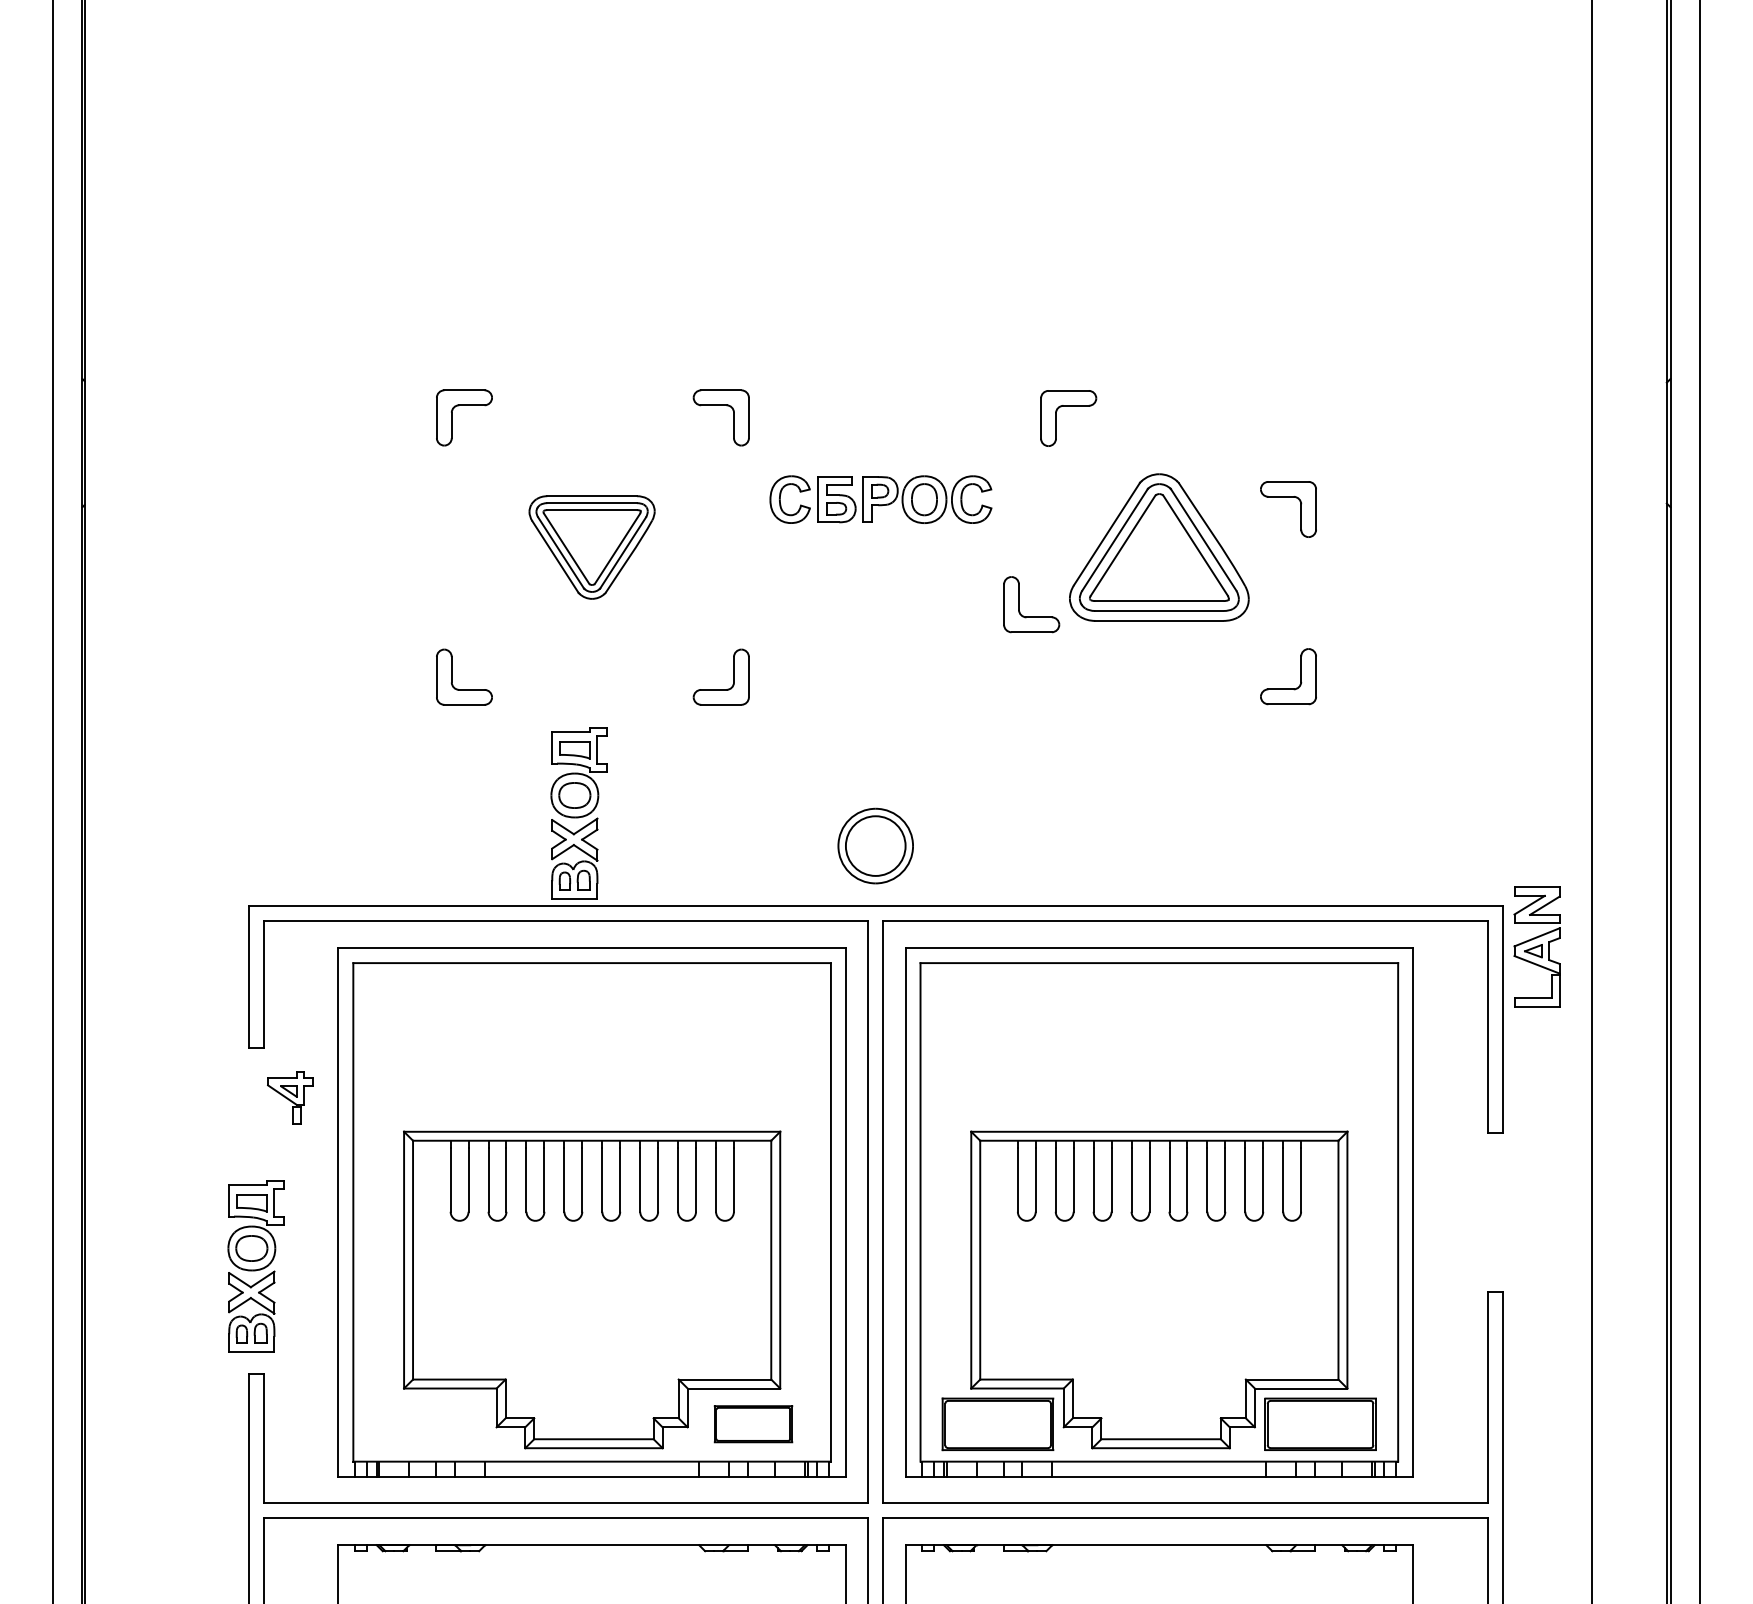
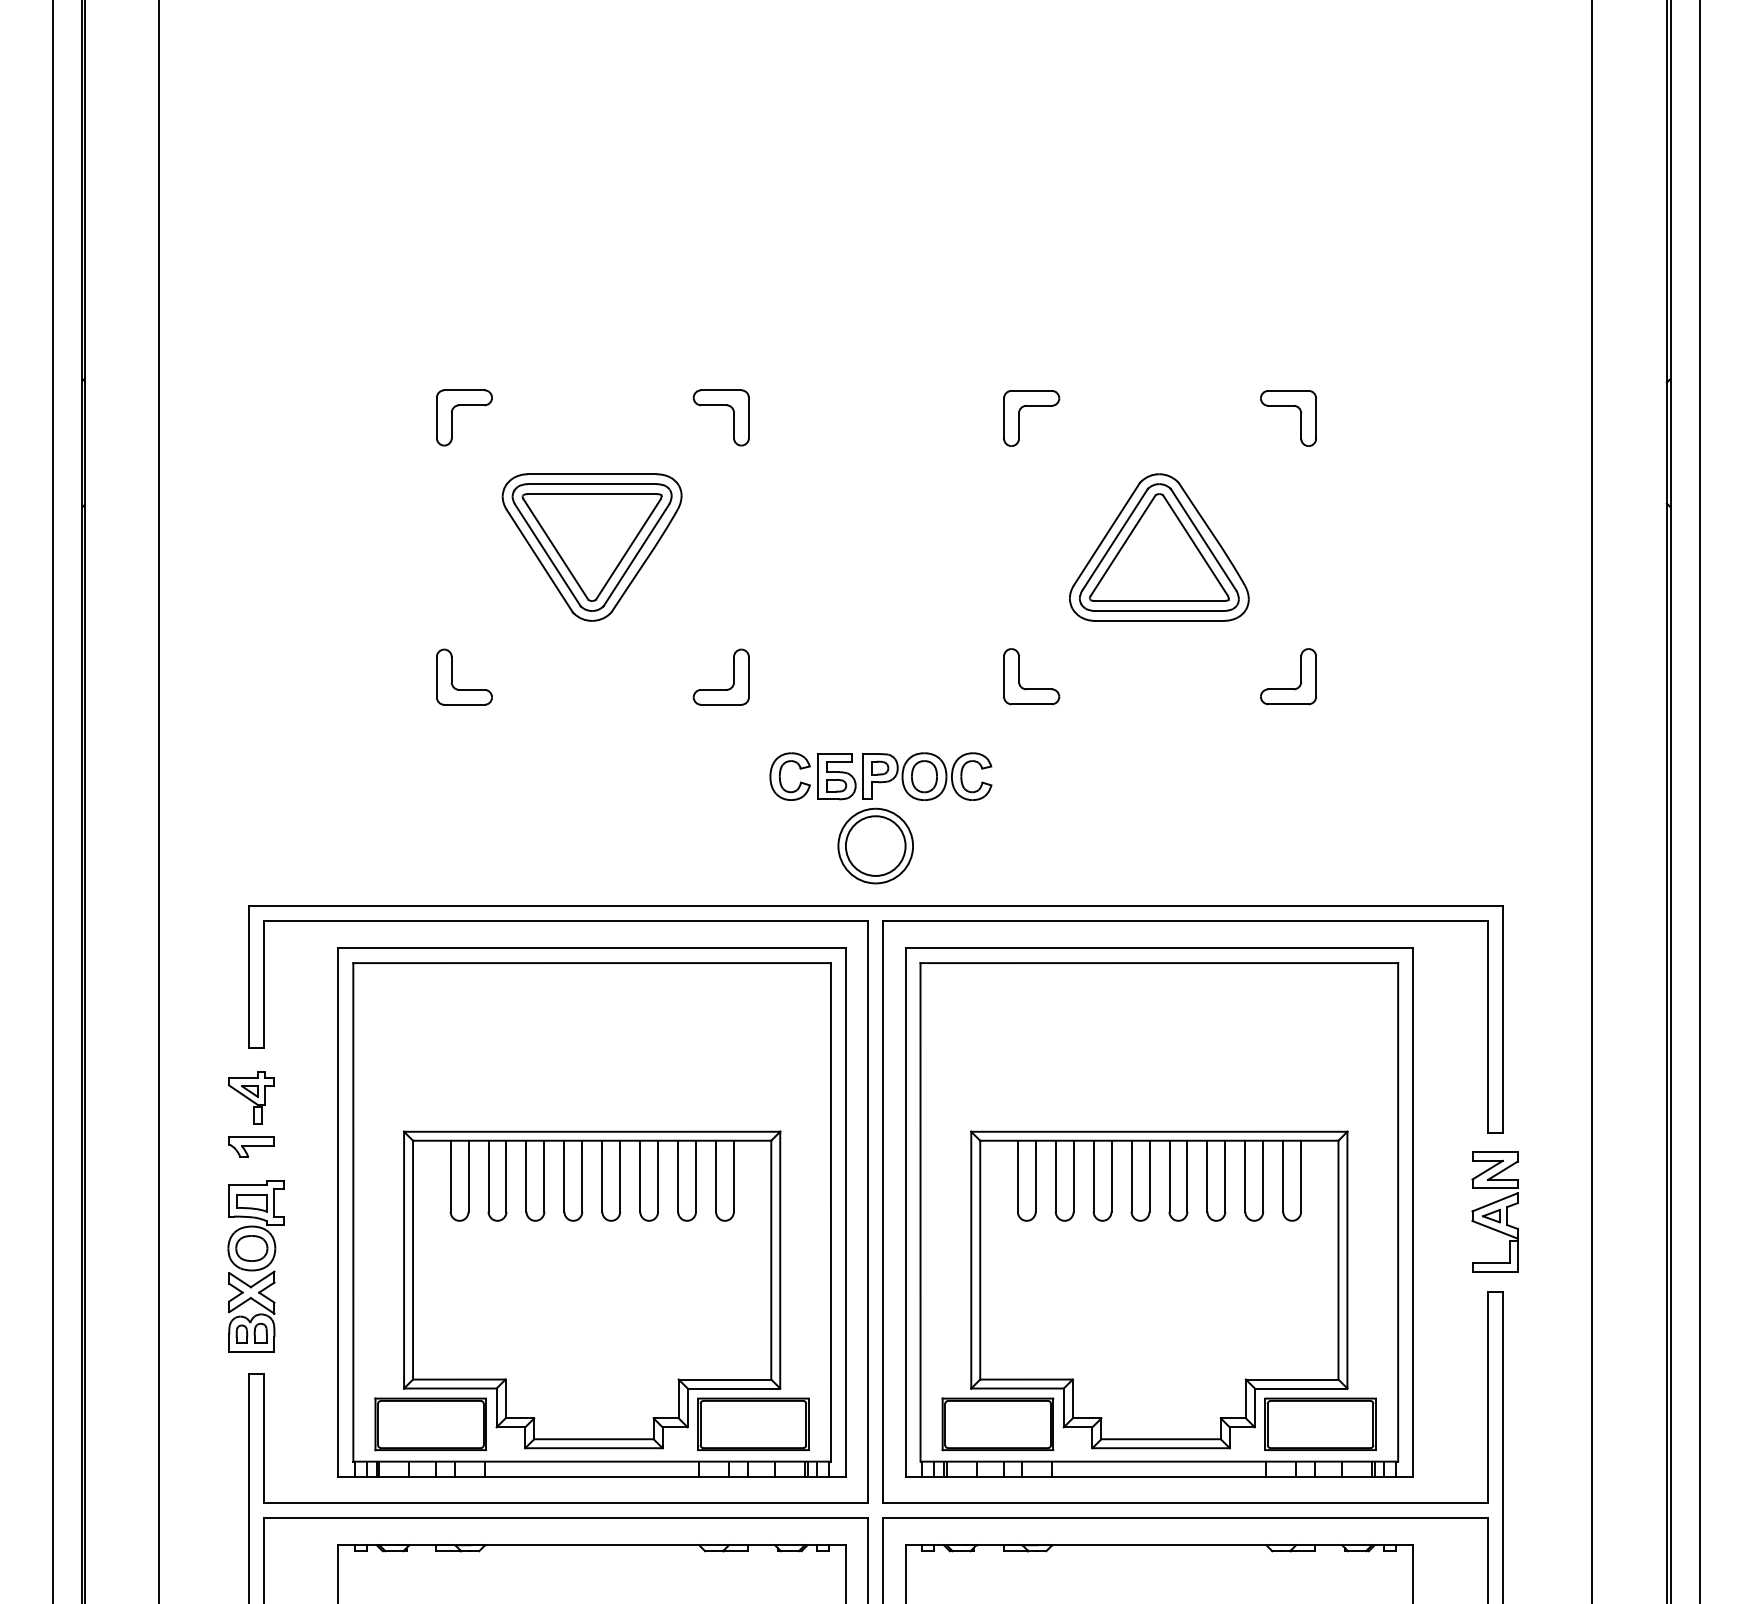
part position: (1068, 406) -> (1031, 406) (1031, 406)
part position: (1288, 497) -> (1288, 406) (1288, 406)
part position: (880, 499) -> (880, 776) (880, 776)
part size: 128x105 px -> 182x149 px (591, 547)
part position: (1019, 604) -> (1019, 676) (1019, 676)
line: none -> present (159, 801)
part: present -> none (578, 813)
part position: (1536, 946) -> (1494, 1211) (1494, 1211)
part position: (290, 1097) -> (251, 1097) (251, 1097)
part: none -> present (251, 1146)
part: none -> present (430, 1424)
part size: 81x39 px -> 113x54 px (753, 1423)
